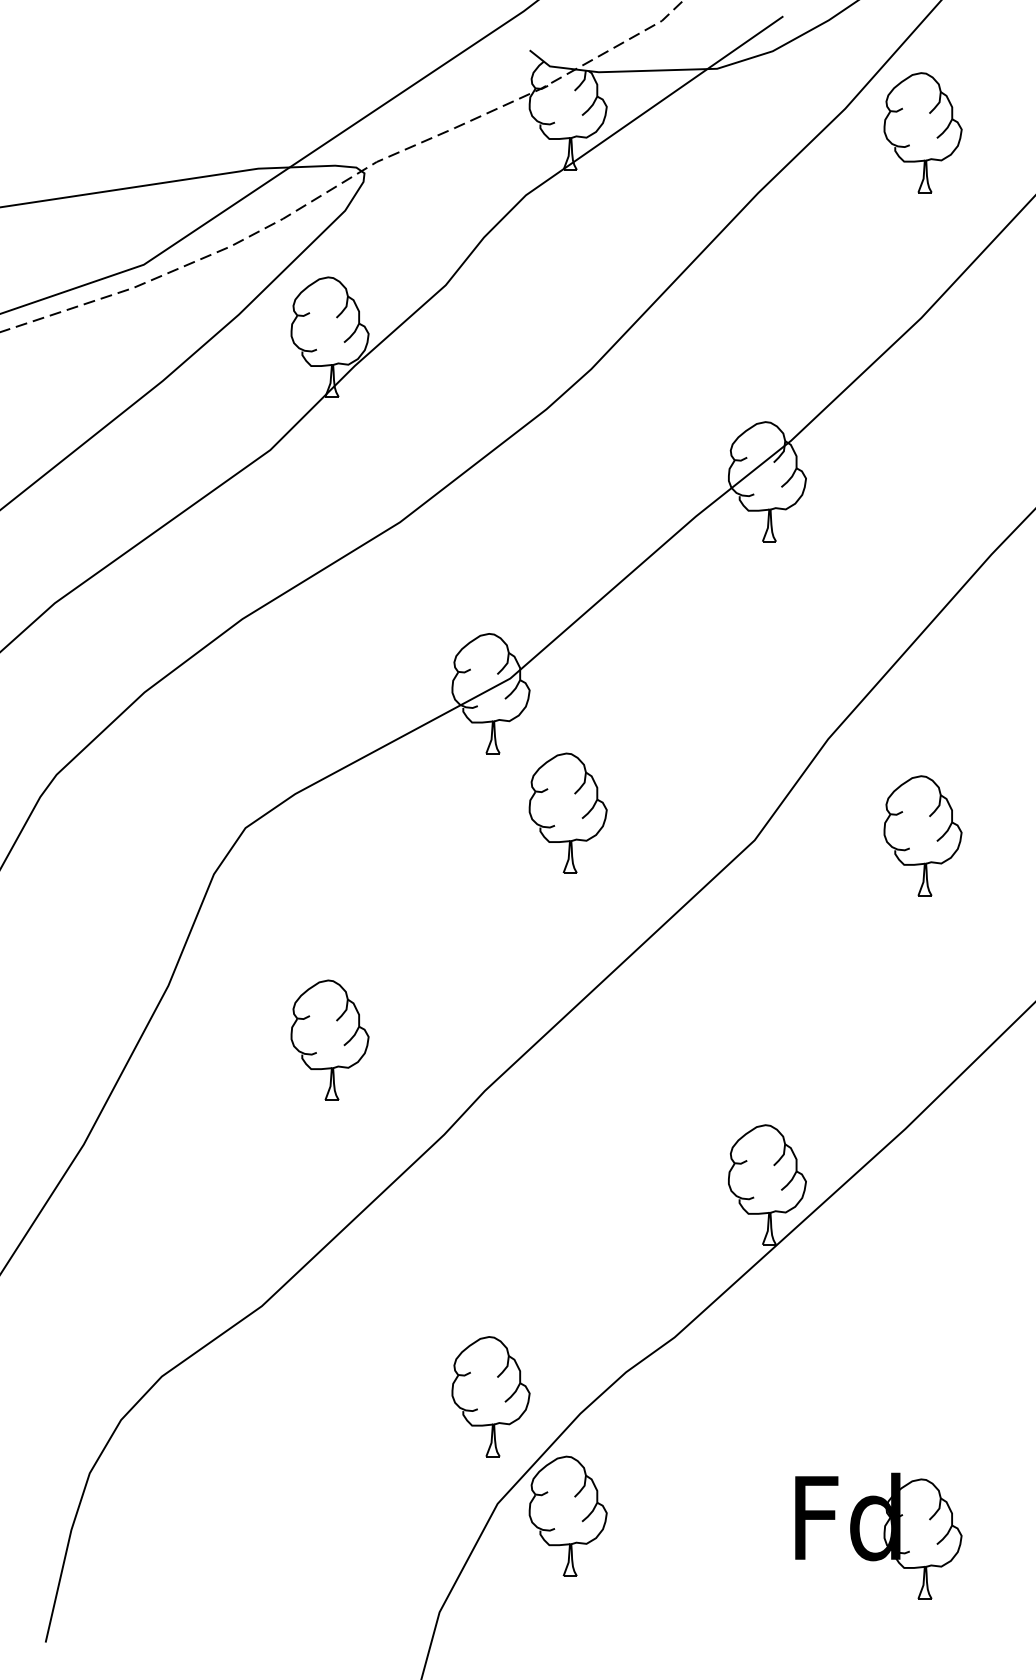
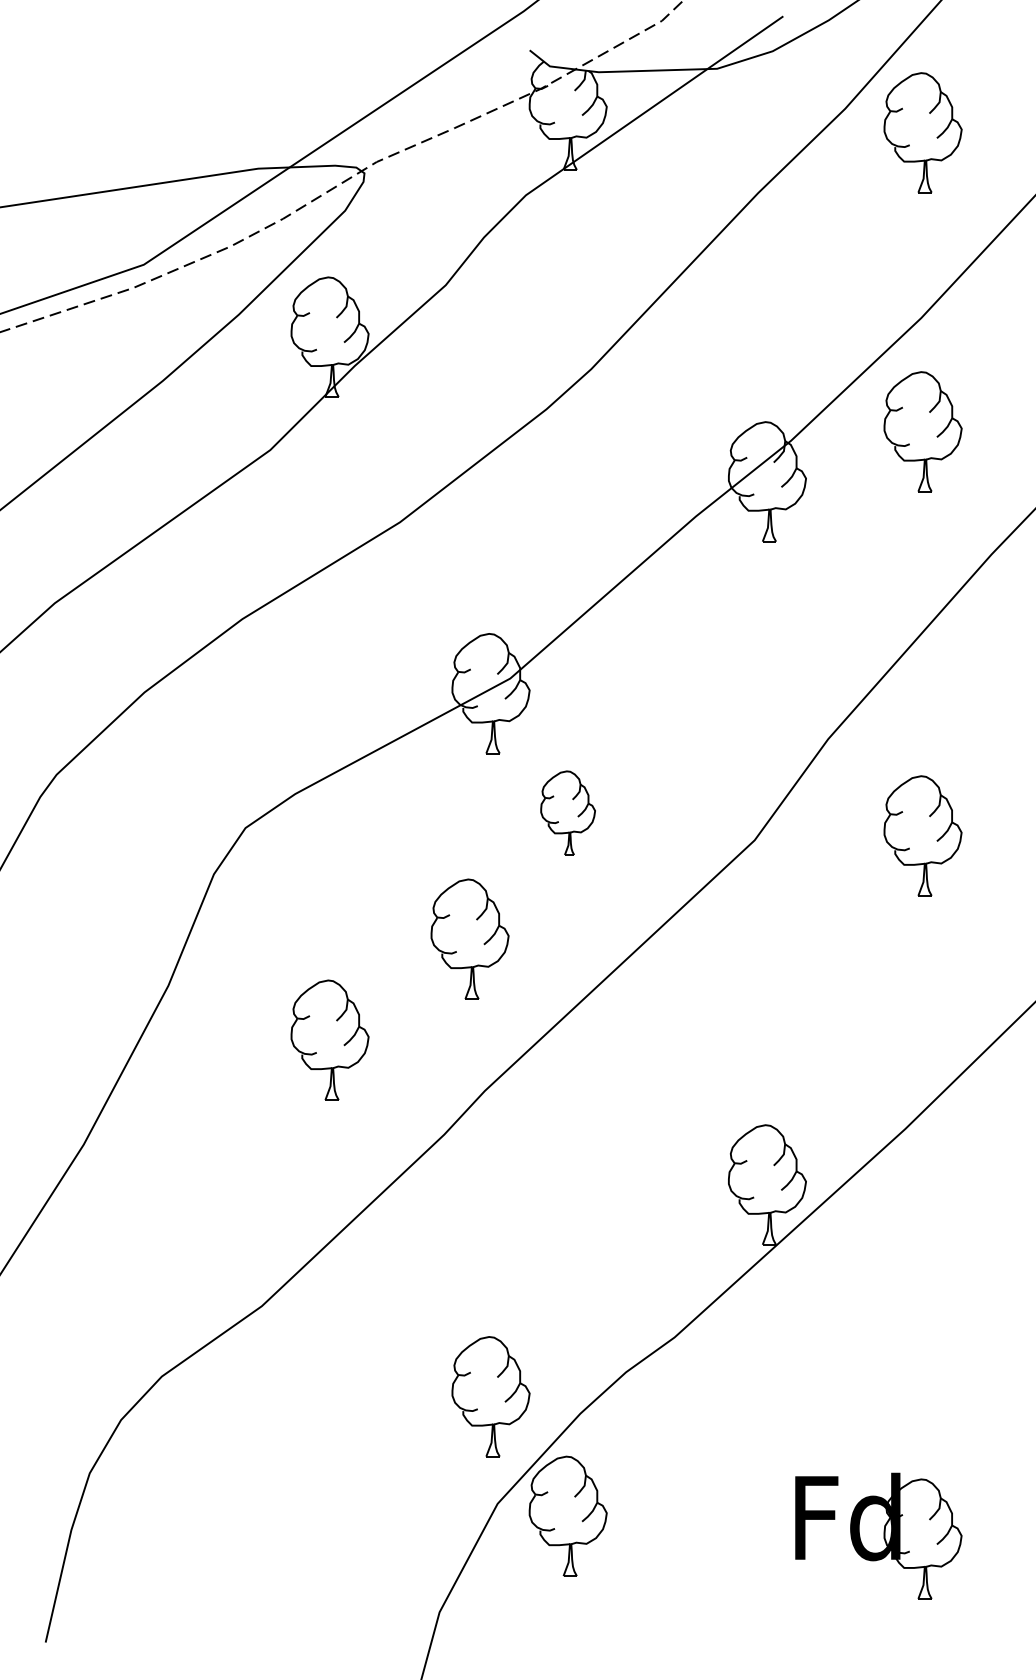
part: none -> present (922, 431)
part size: 80x122 px -> 56x86 px (567, 812)
part: none -> present (469, 938)
